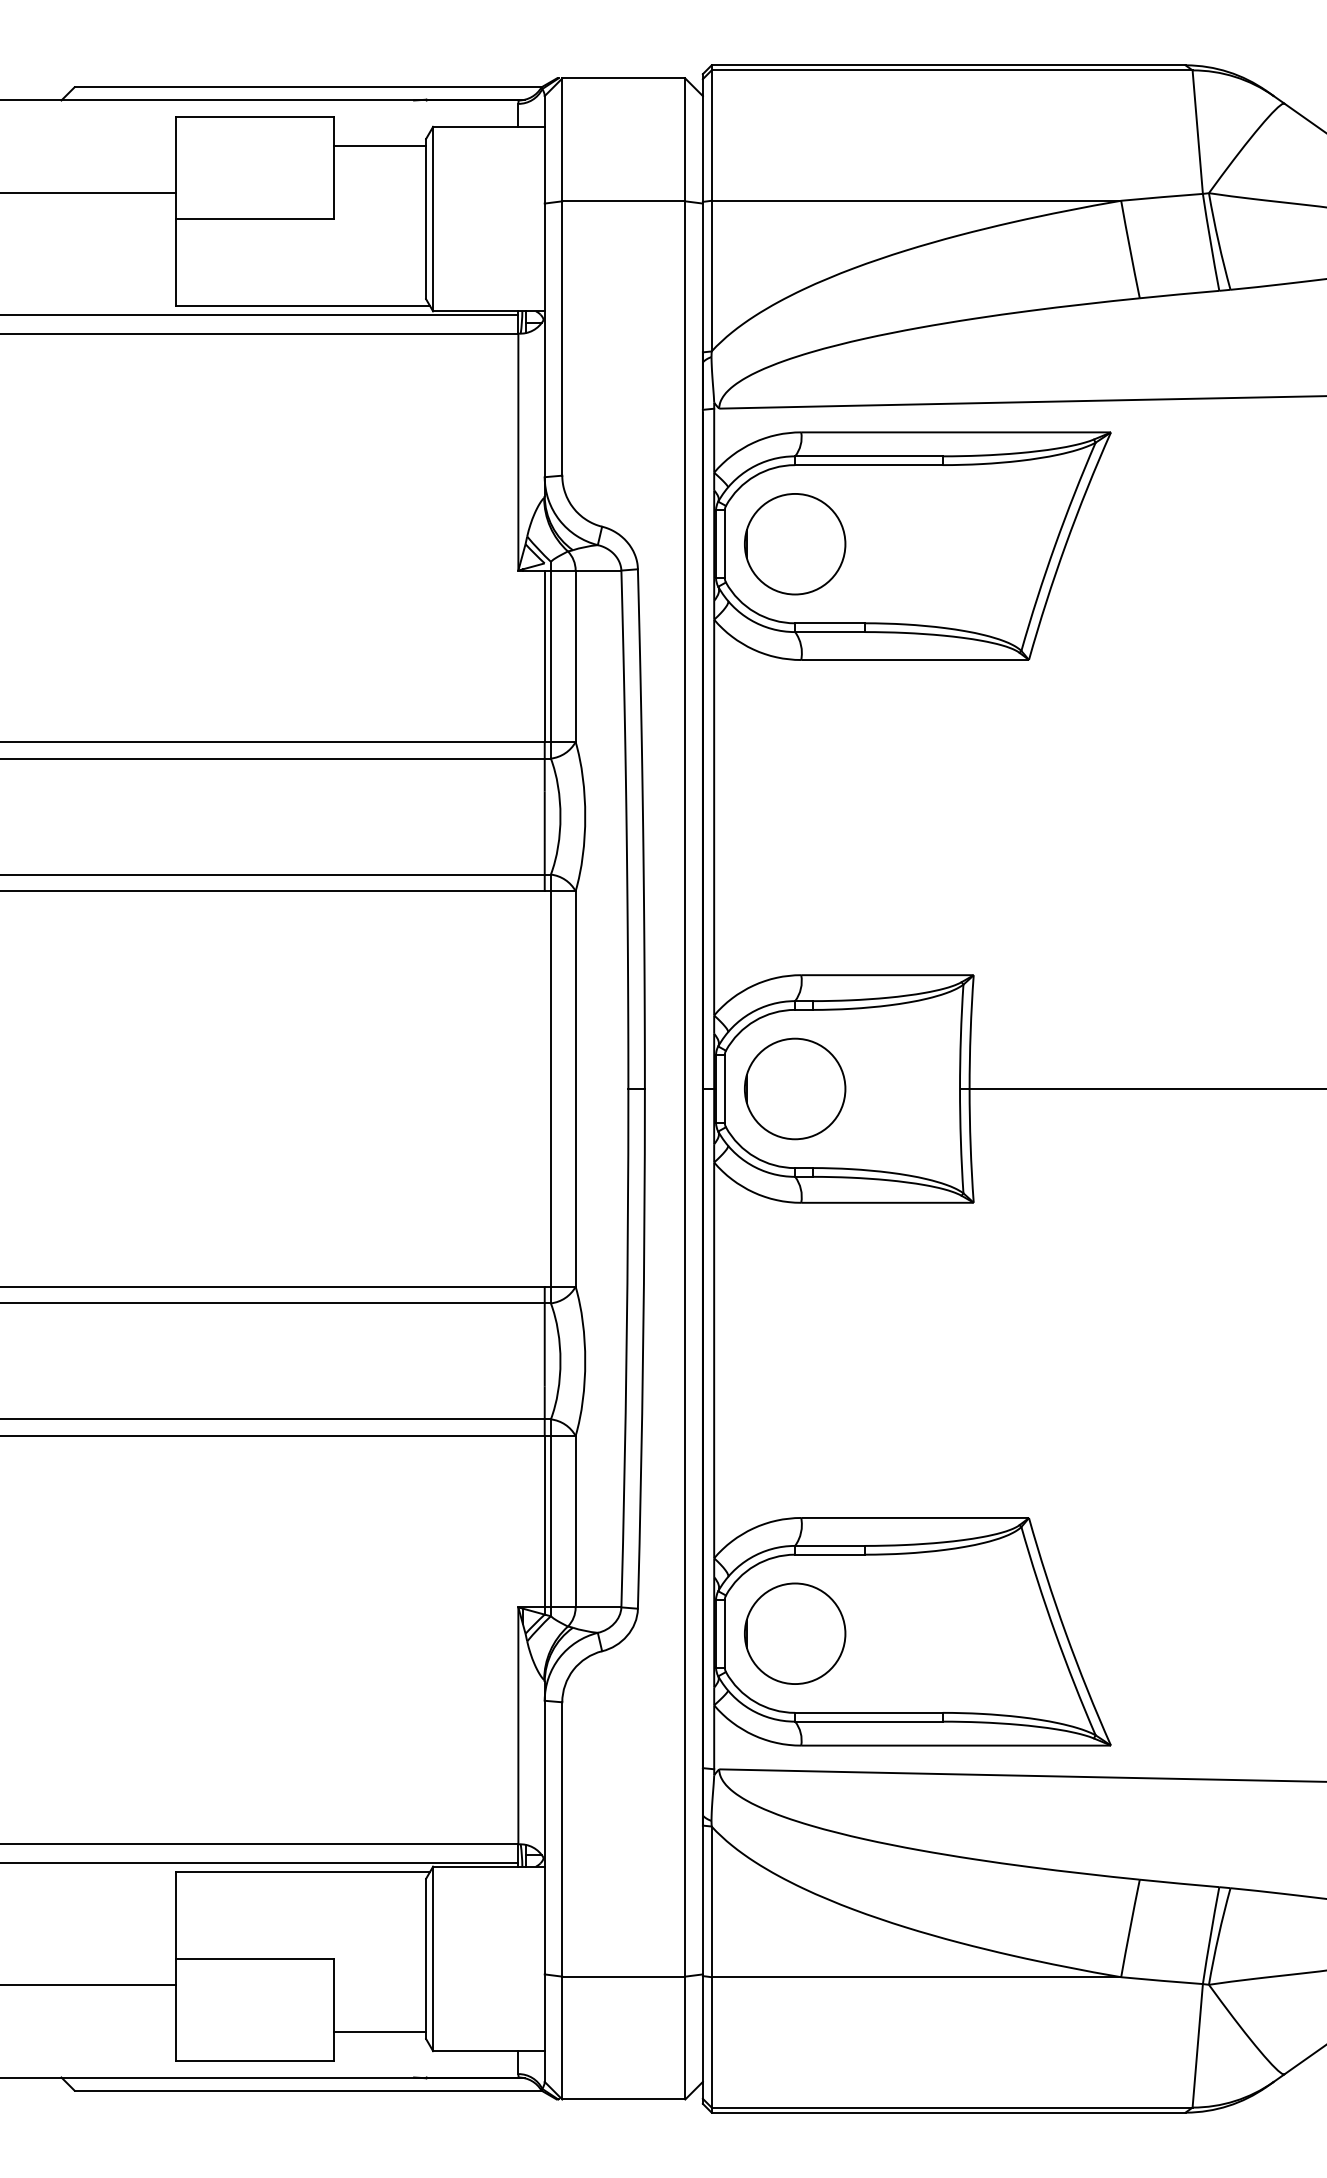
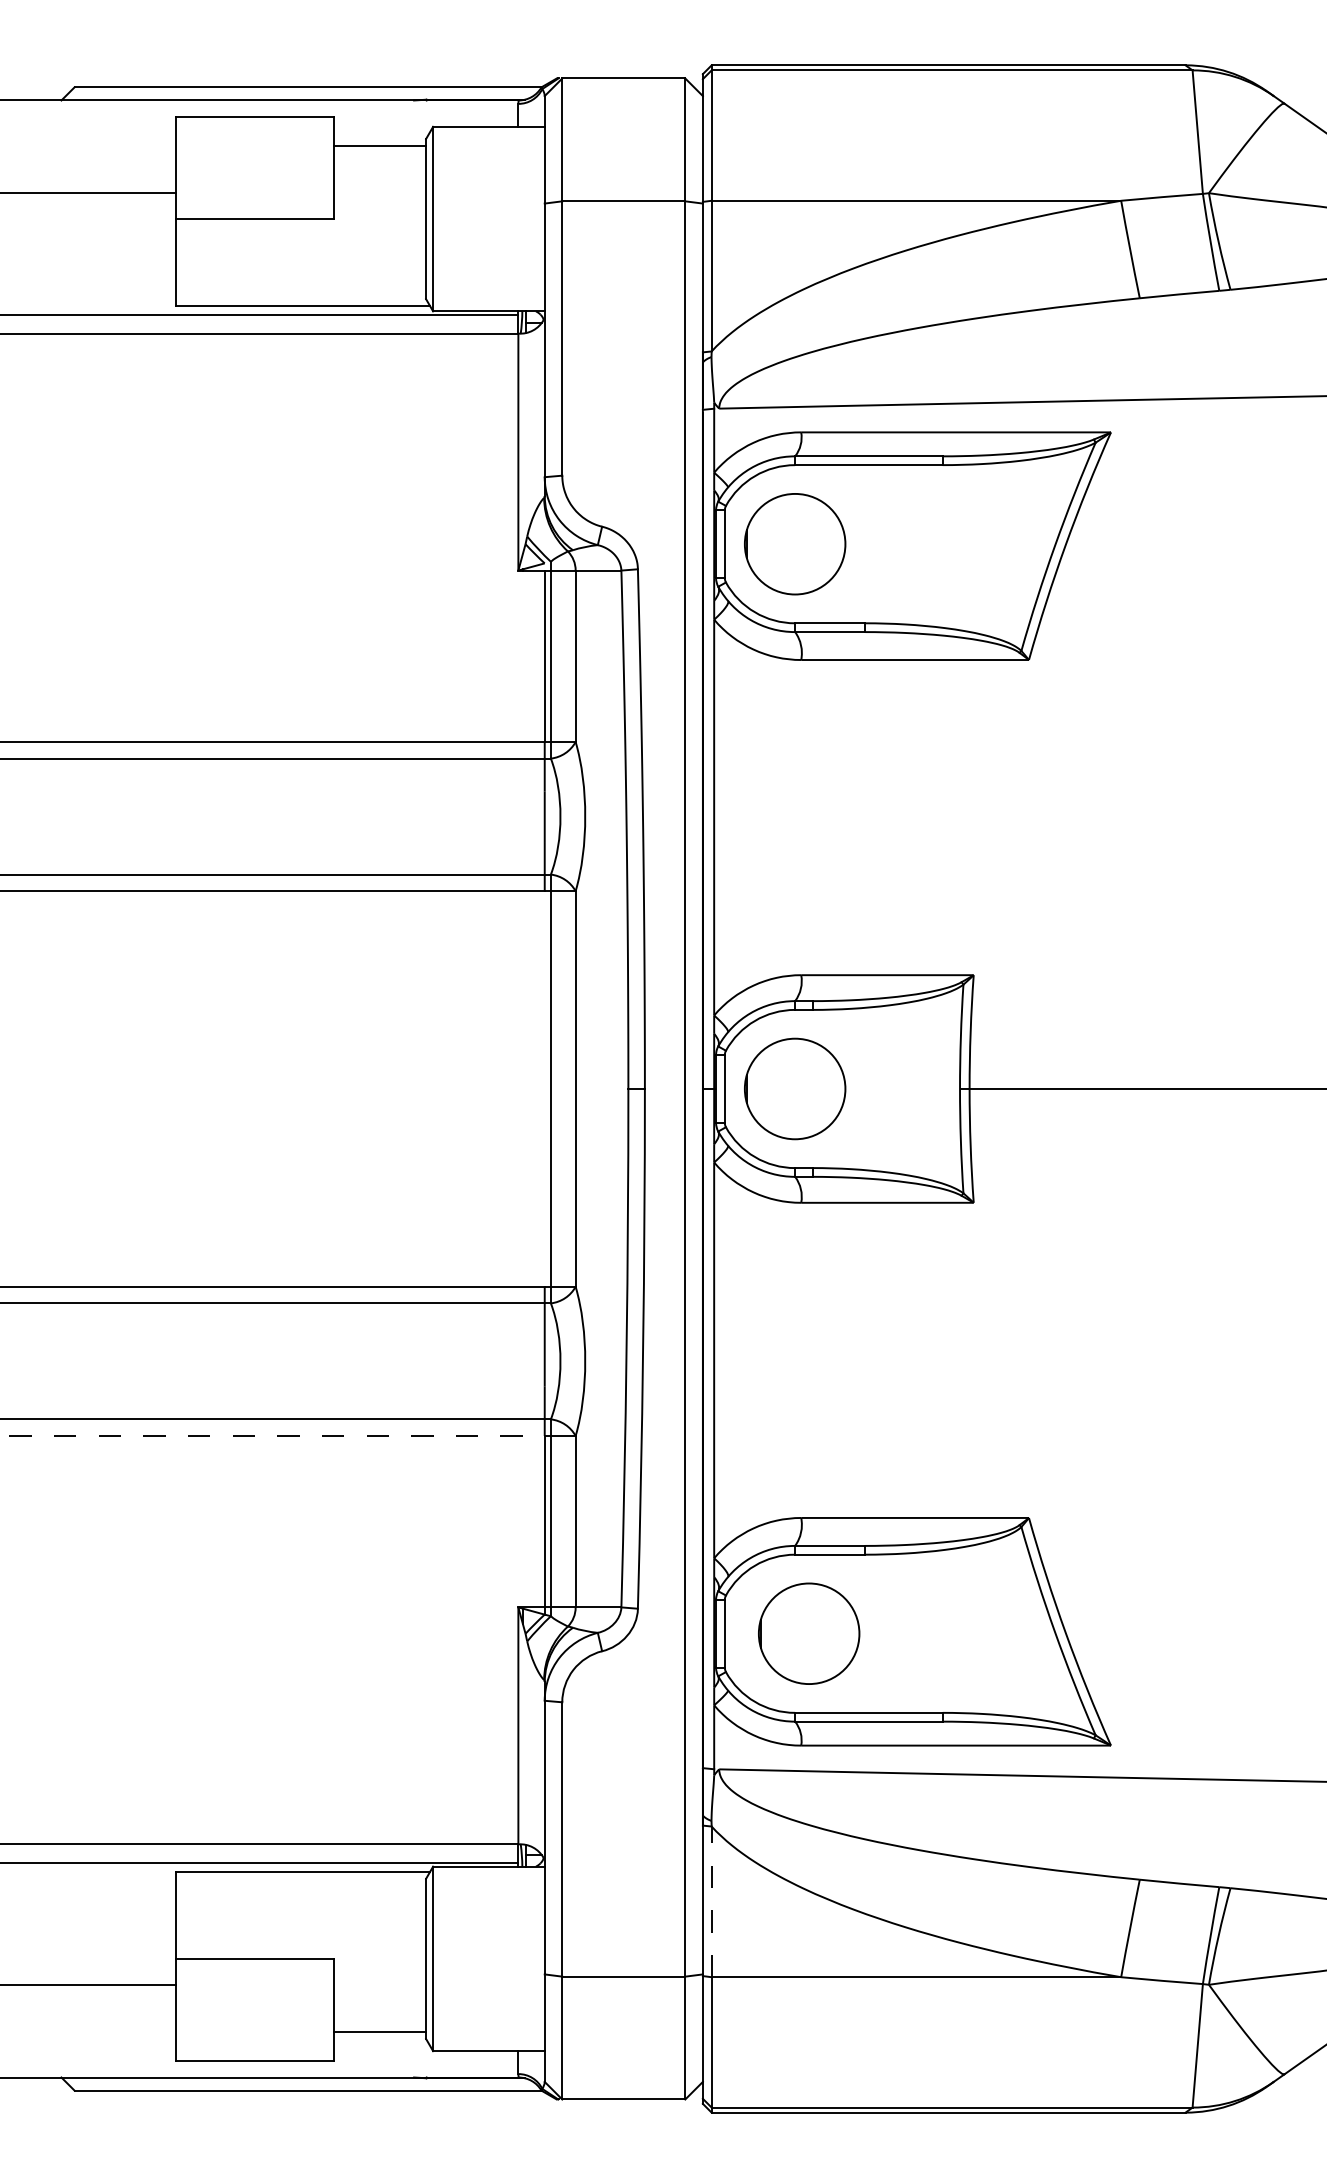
line: solid -> dashed (272, 1435)
circle position: (795, 1633) -> (809, 1633) (809, 1633)
line: solid -> dashed (711, 1901)
